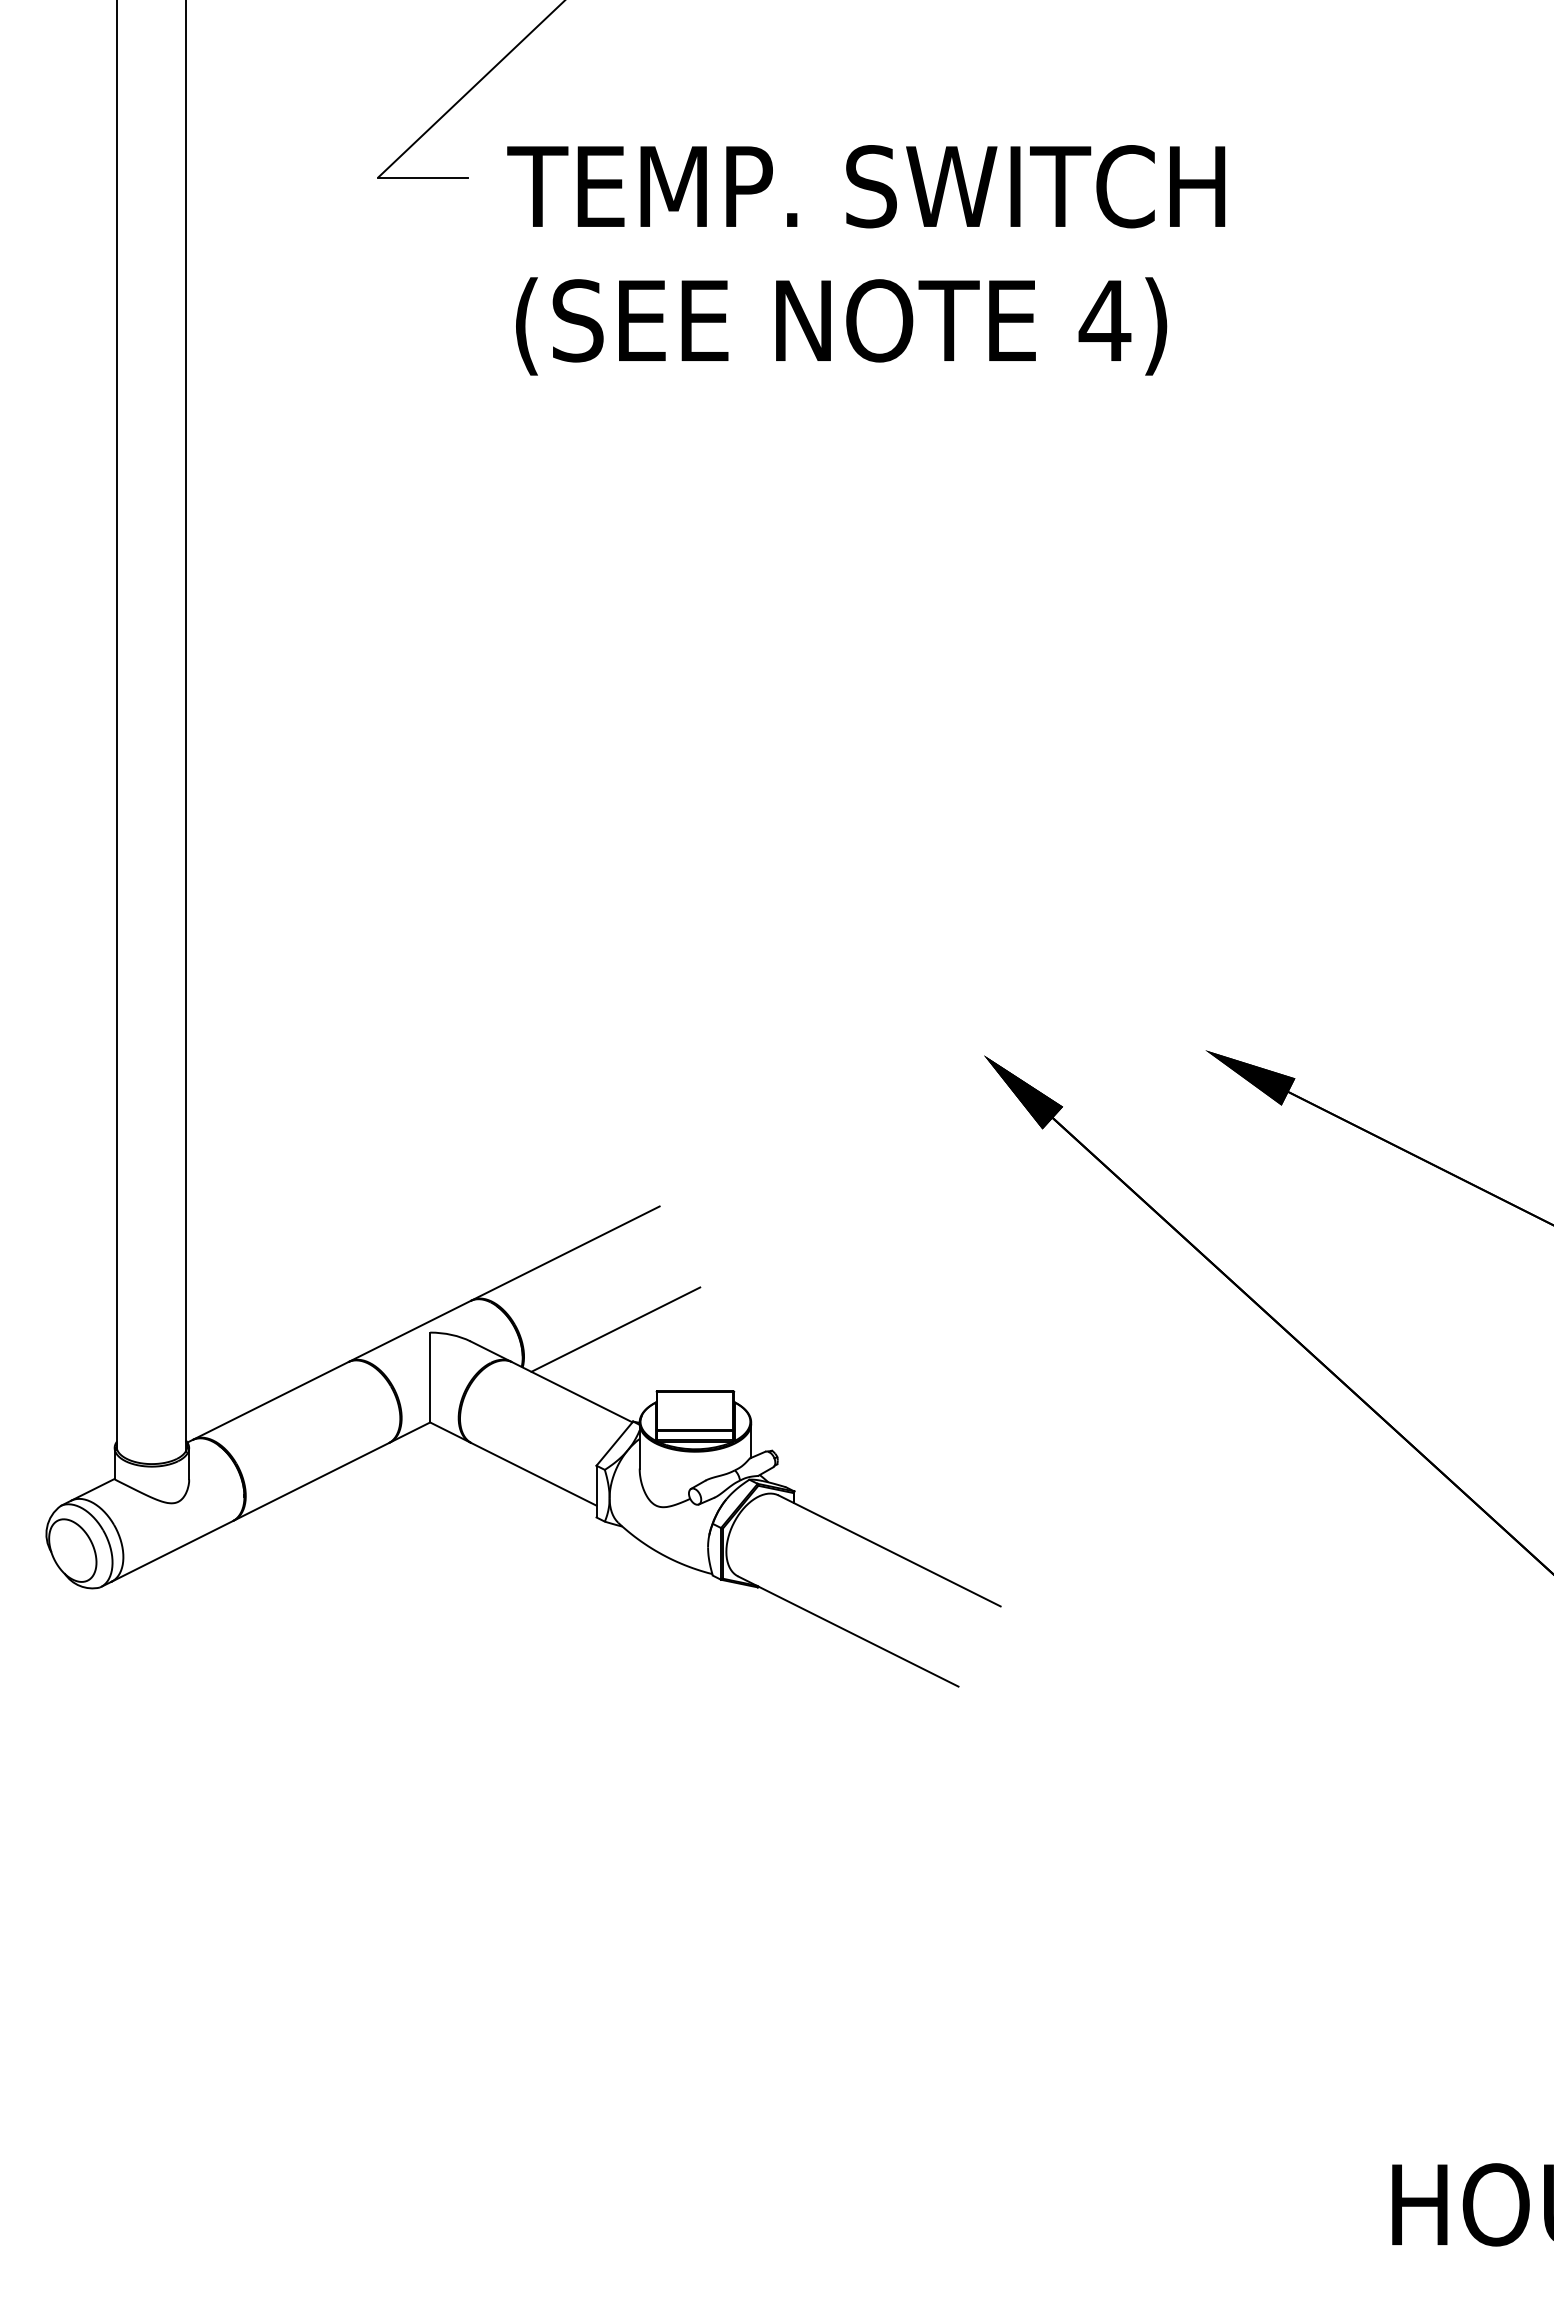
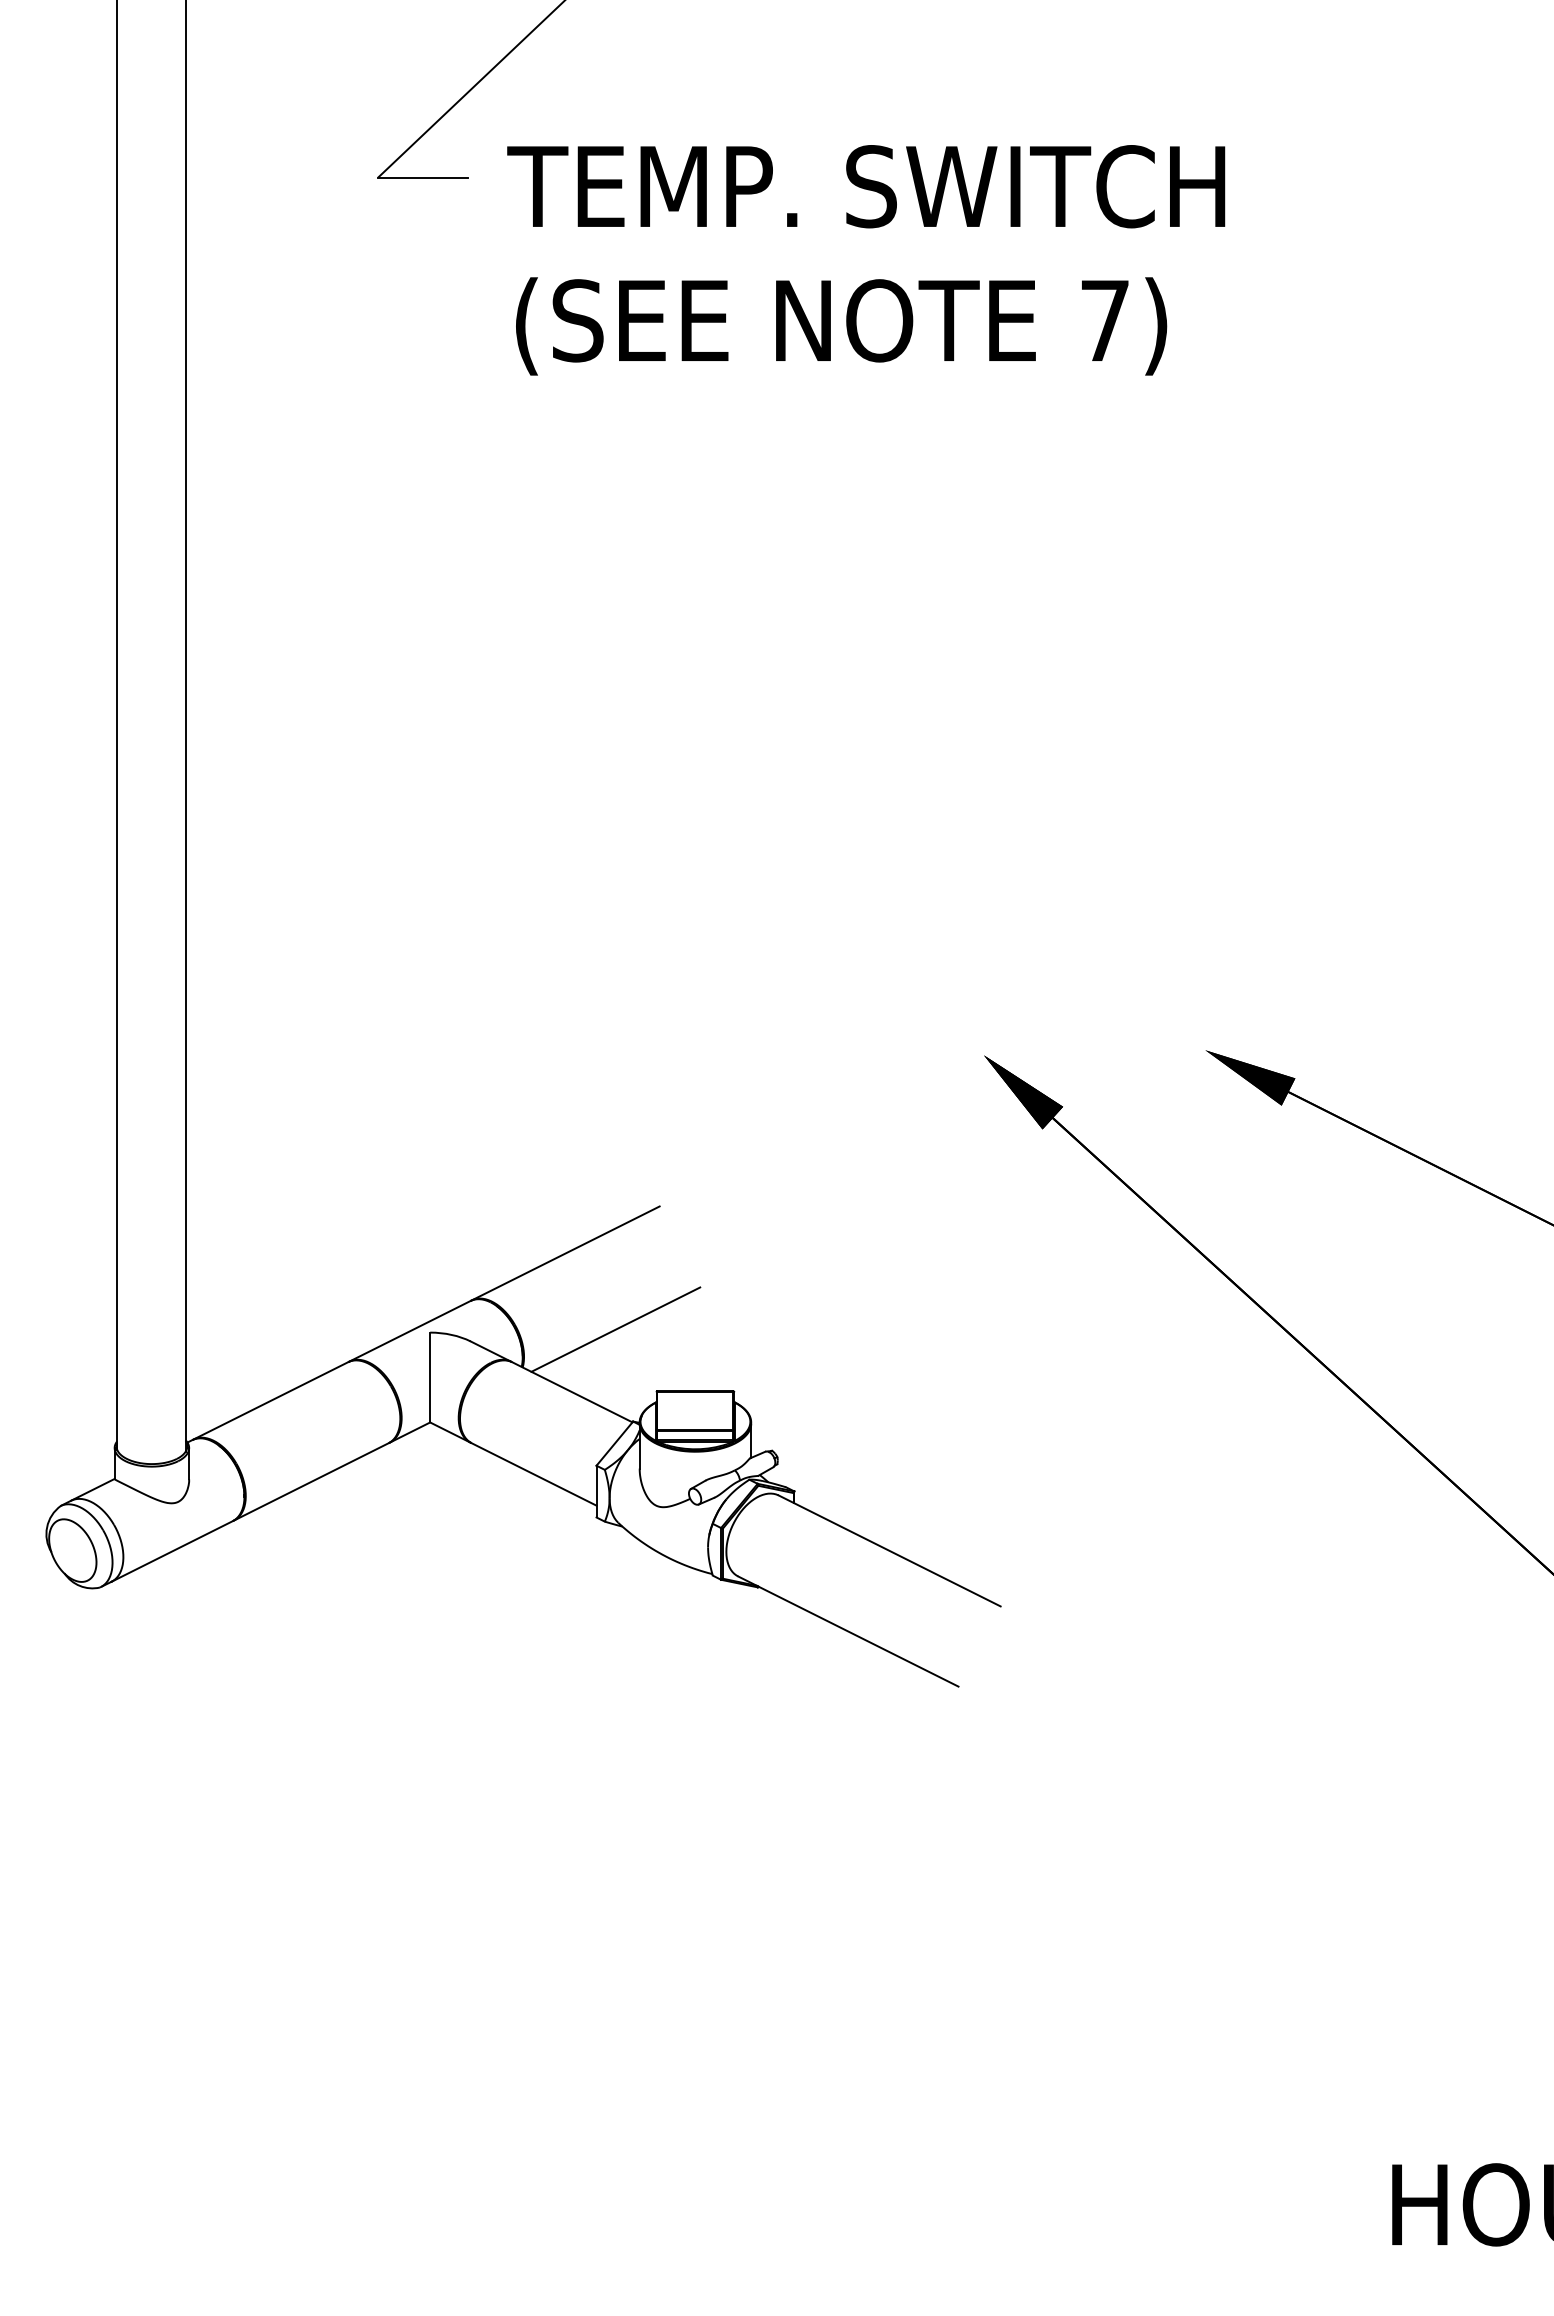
text: 4) -> 7) (1104, 320)
